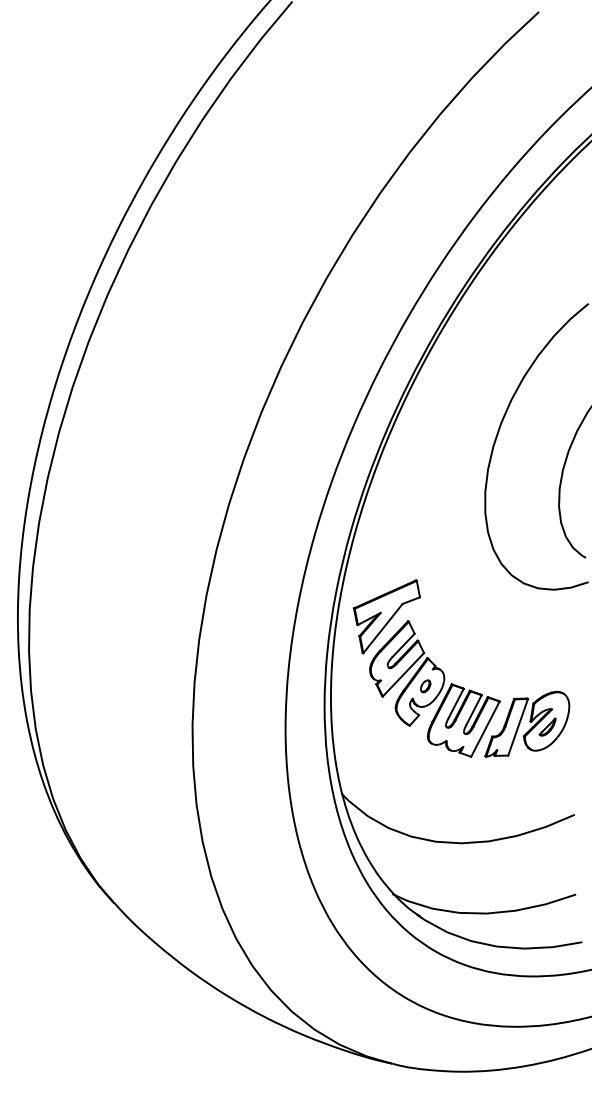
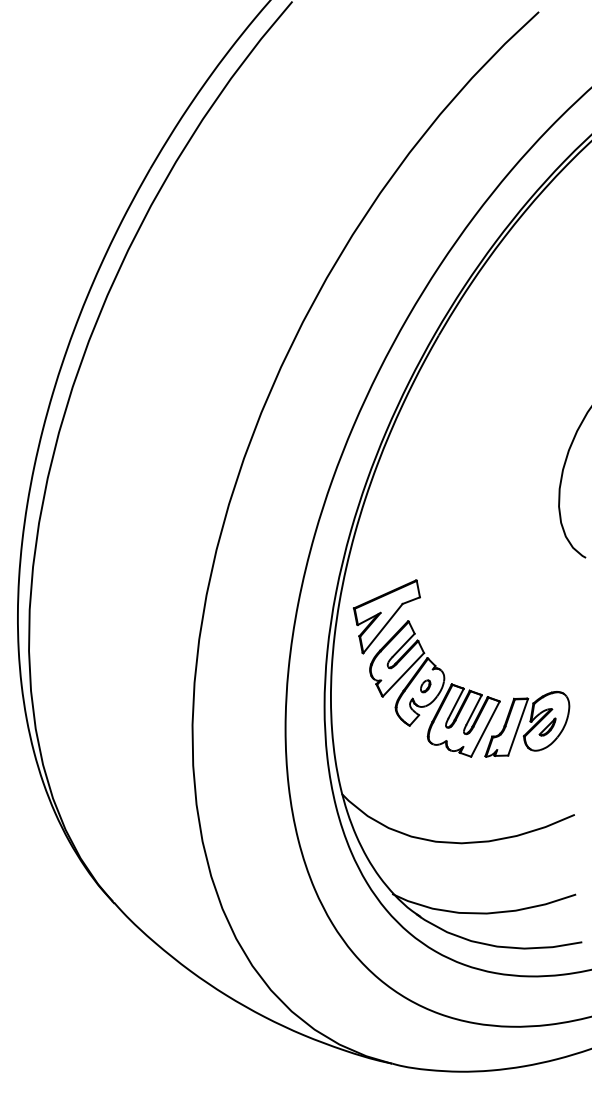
curve: present -> none (499, 432)
